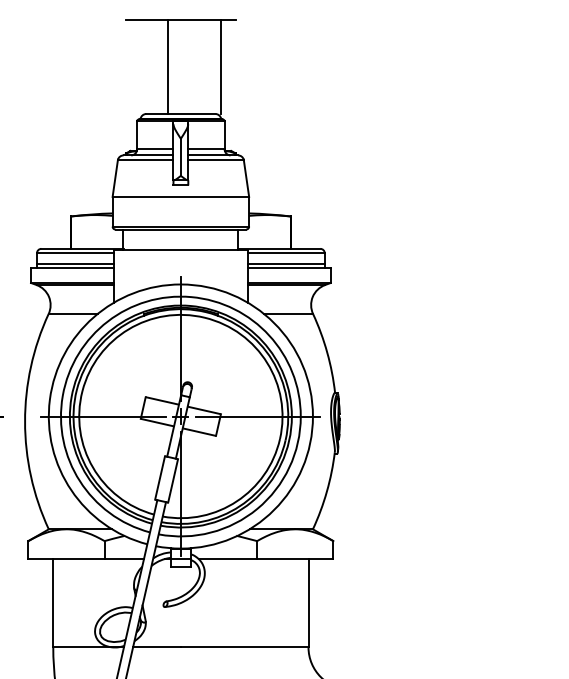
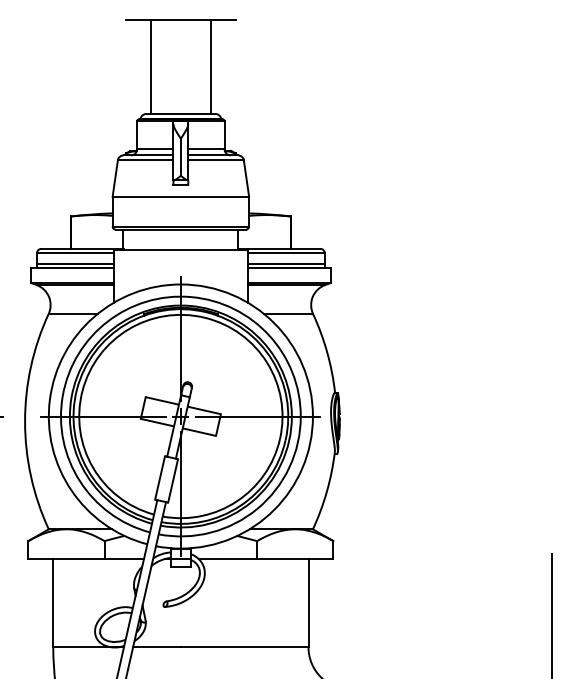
line position: (168, 66) -> (151, 66) (151, 66)
line position: (220, 66) -> (210, 66) (210, 66)
line: none -> present (551, 613)
